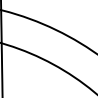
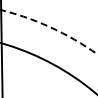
circle: solid -> dashed (48, 31)
